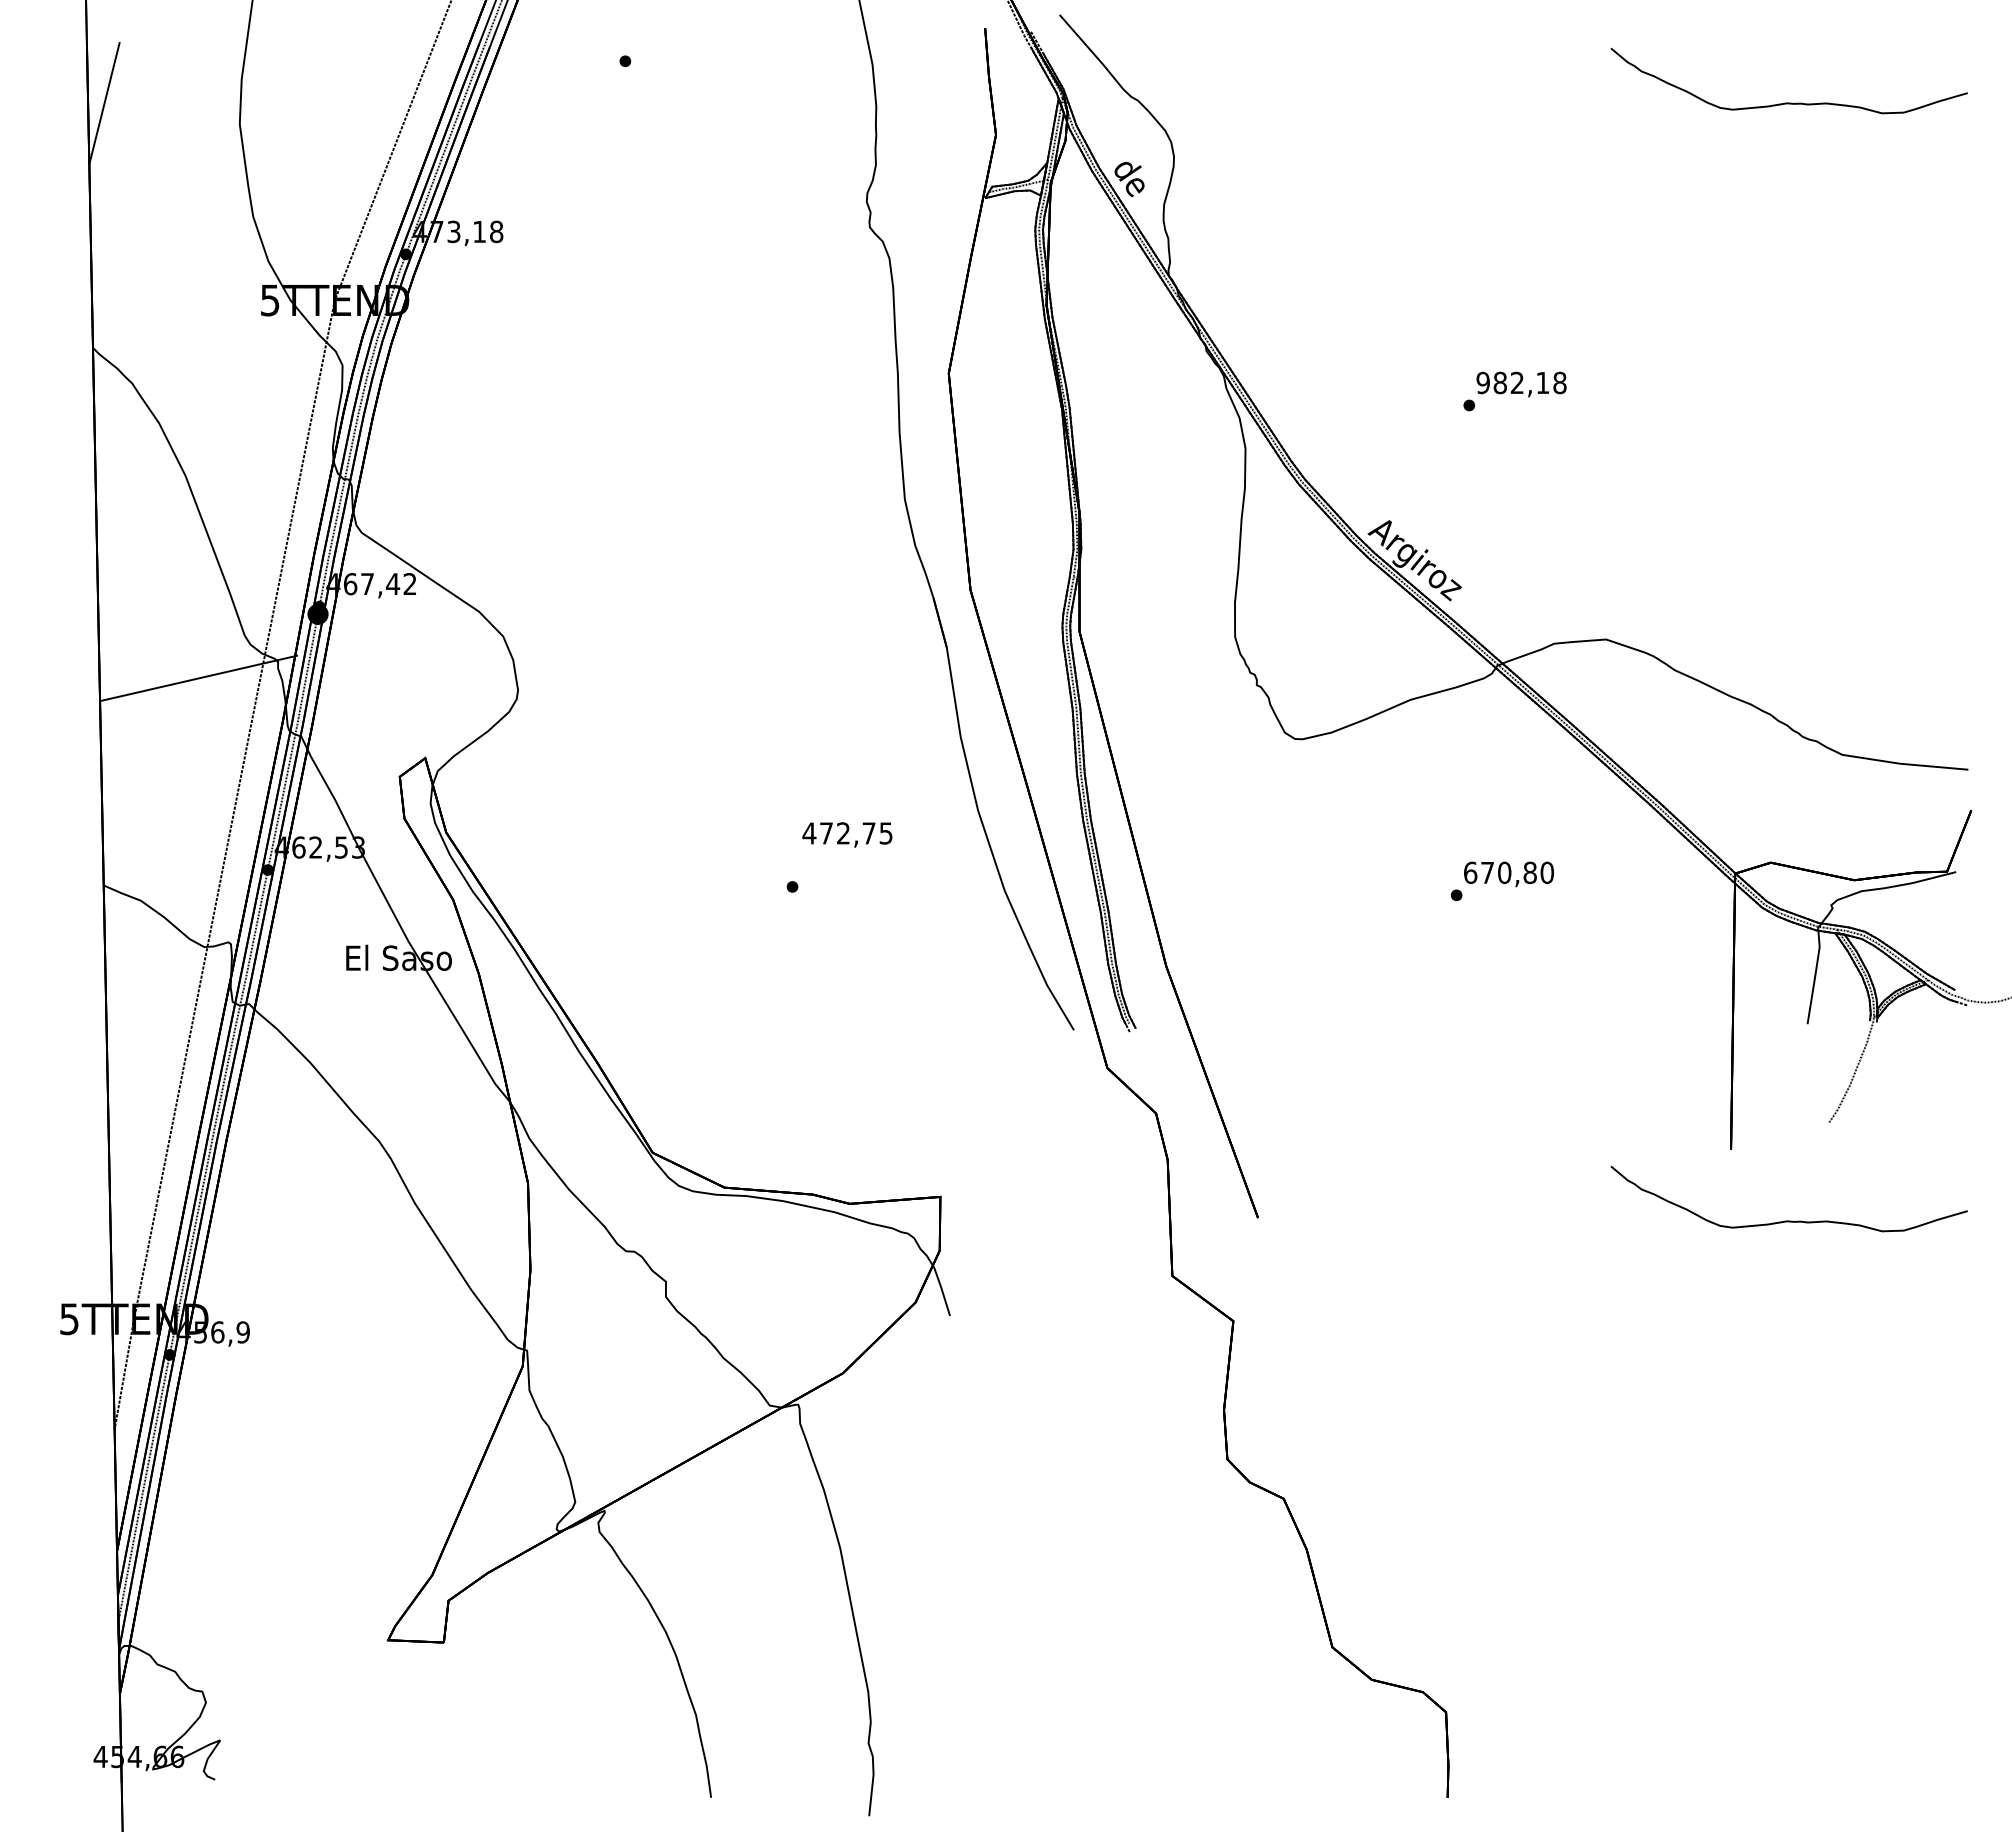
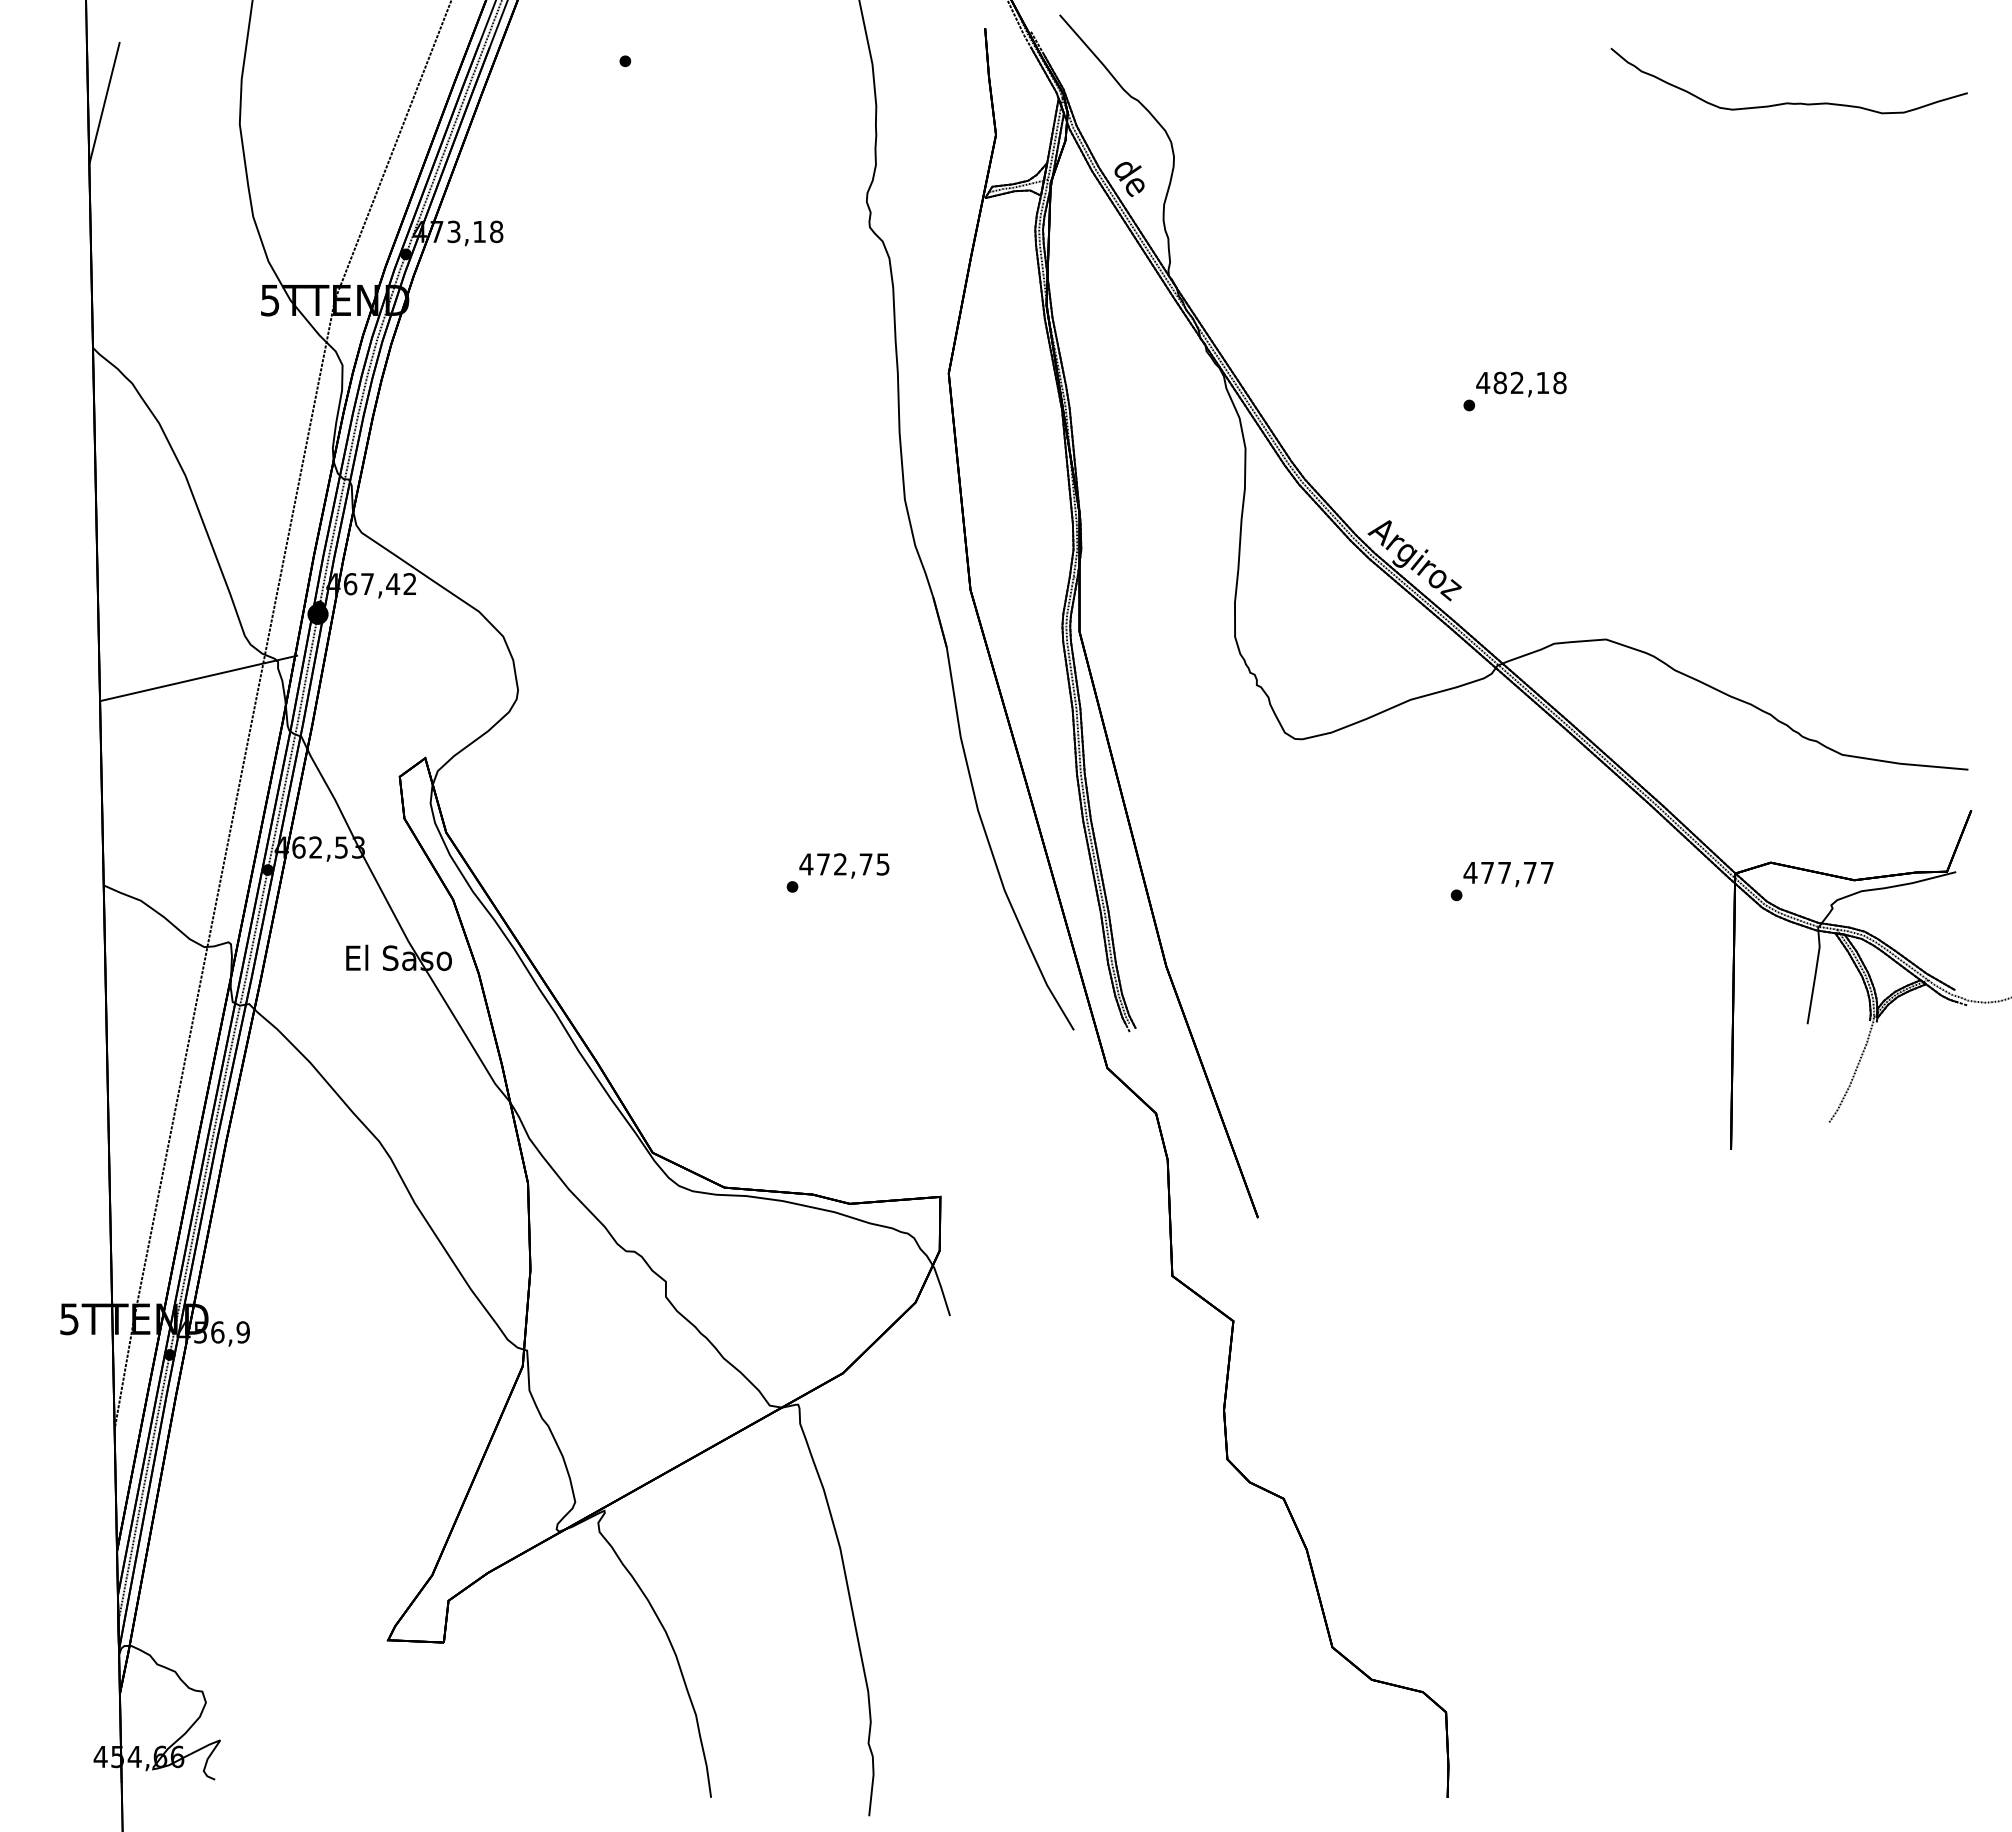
text: 982,18 -> 482,18 (1483, 382)
text position: (847, 834) -> (844, 865) (844, 865)
text: 670,80 -> 477,77 (1508, 872)
part: present -> none (1788, 1220)
